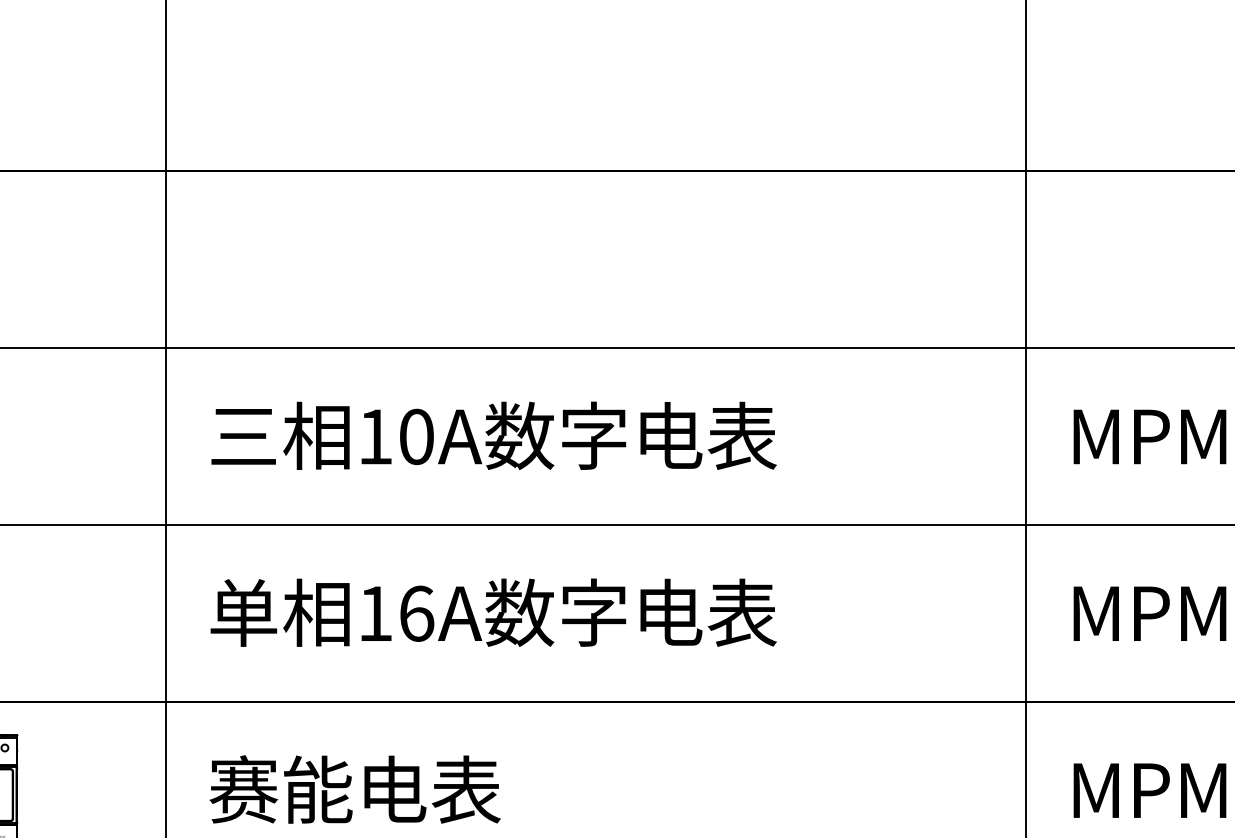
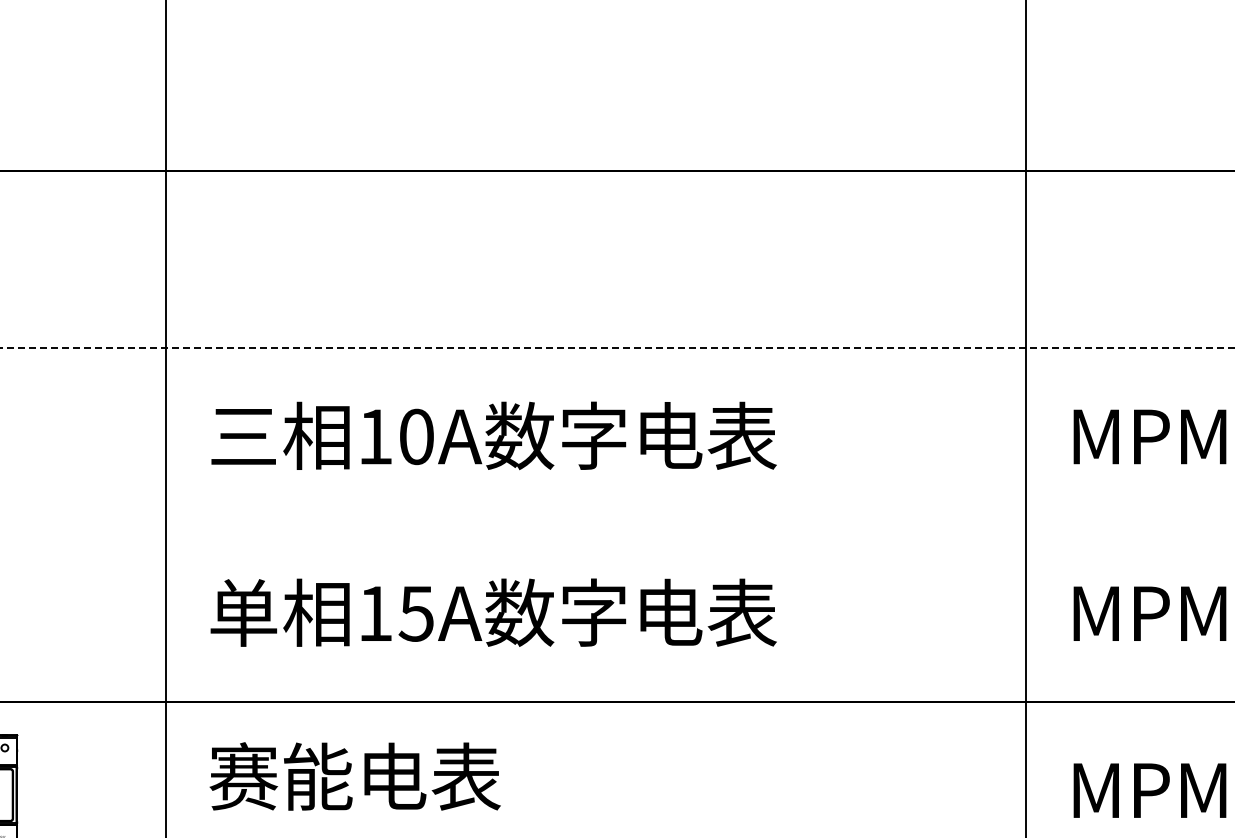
line: solid -> dashed (618, 348)
line: present -> none (616, 525)
text: 16A -> 15A (416, 613)
text position: (354, 789) -> (354, 776) (354, 776)
